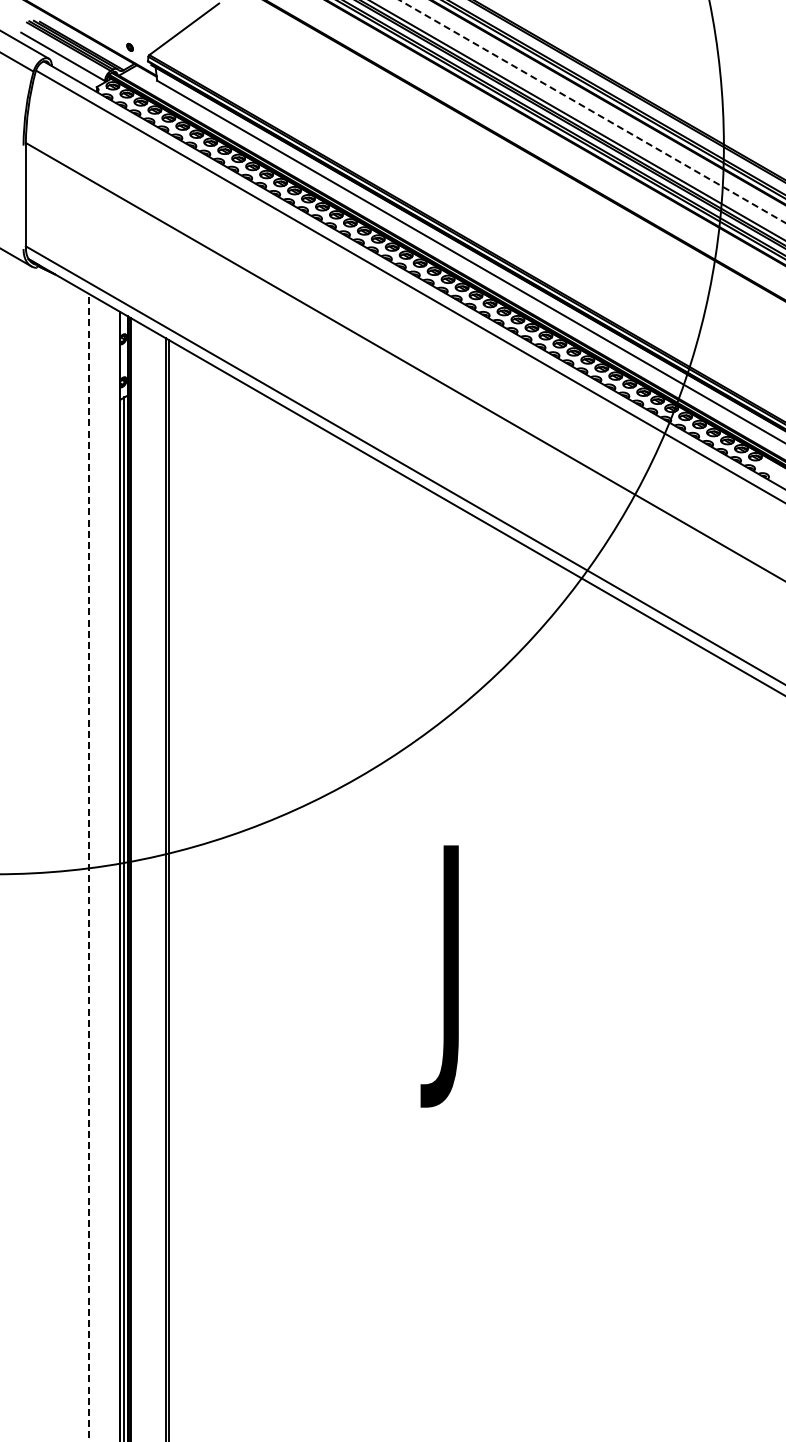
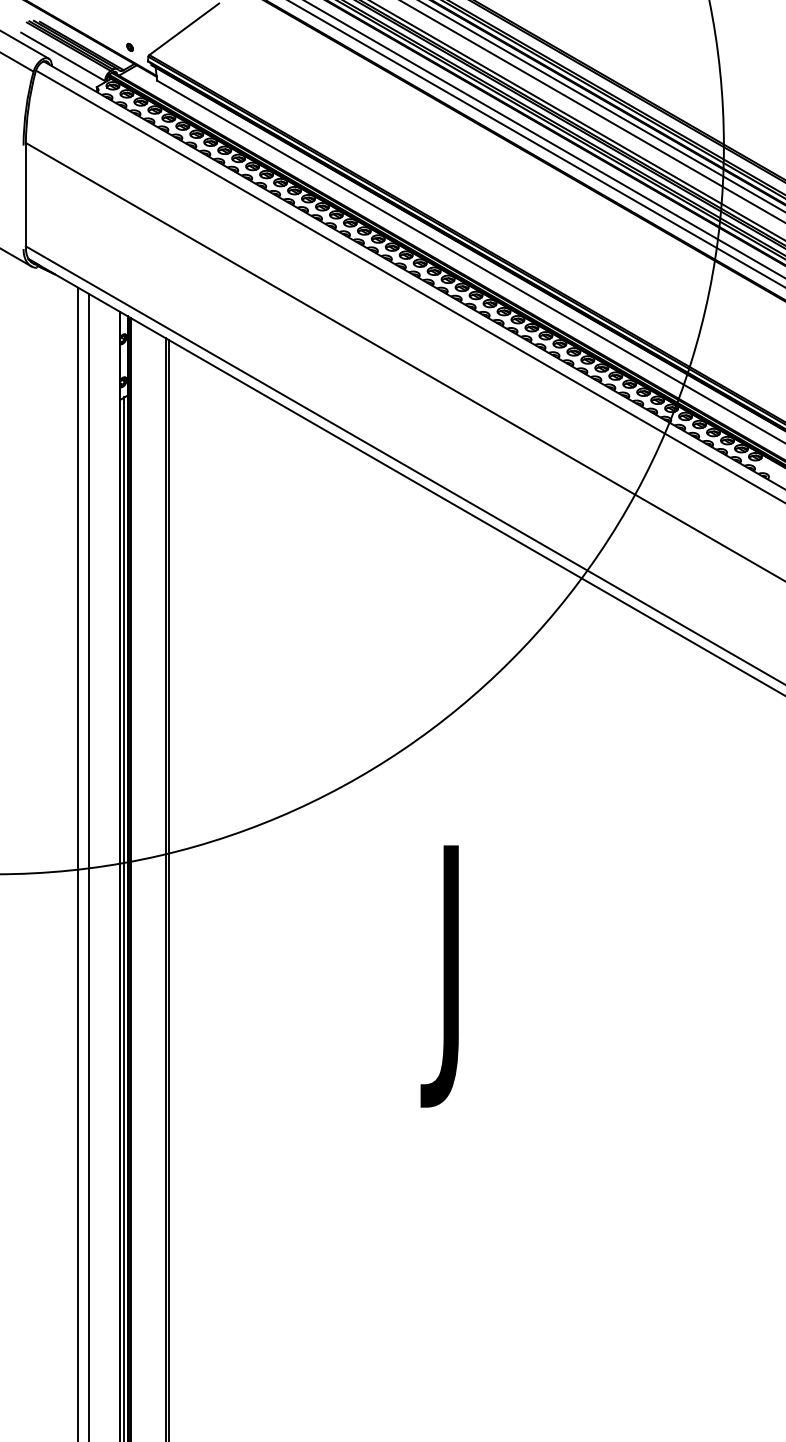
line: none -> present (601, 106)
line: dashed -> solid (592, 111)
line: none -> present (544, 139)
line: none -> present (536, 144)
line: none -> present (78, 862)
line: dashed -> solid (89, 867)
